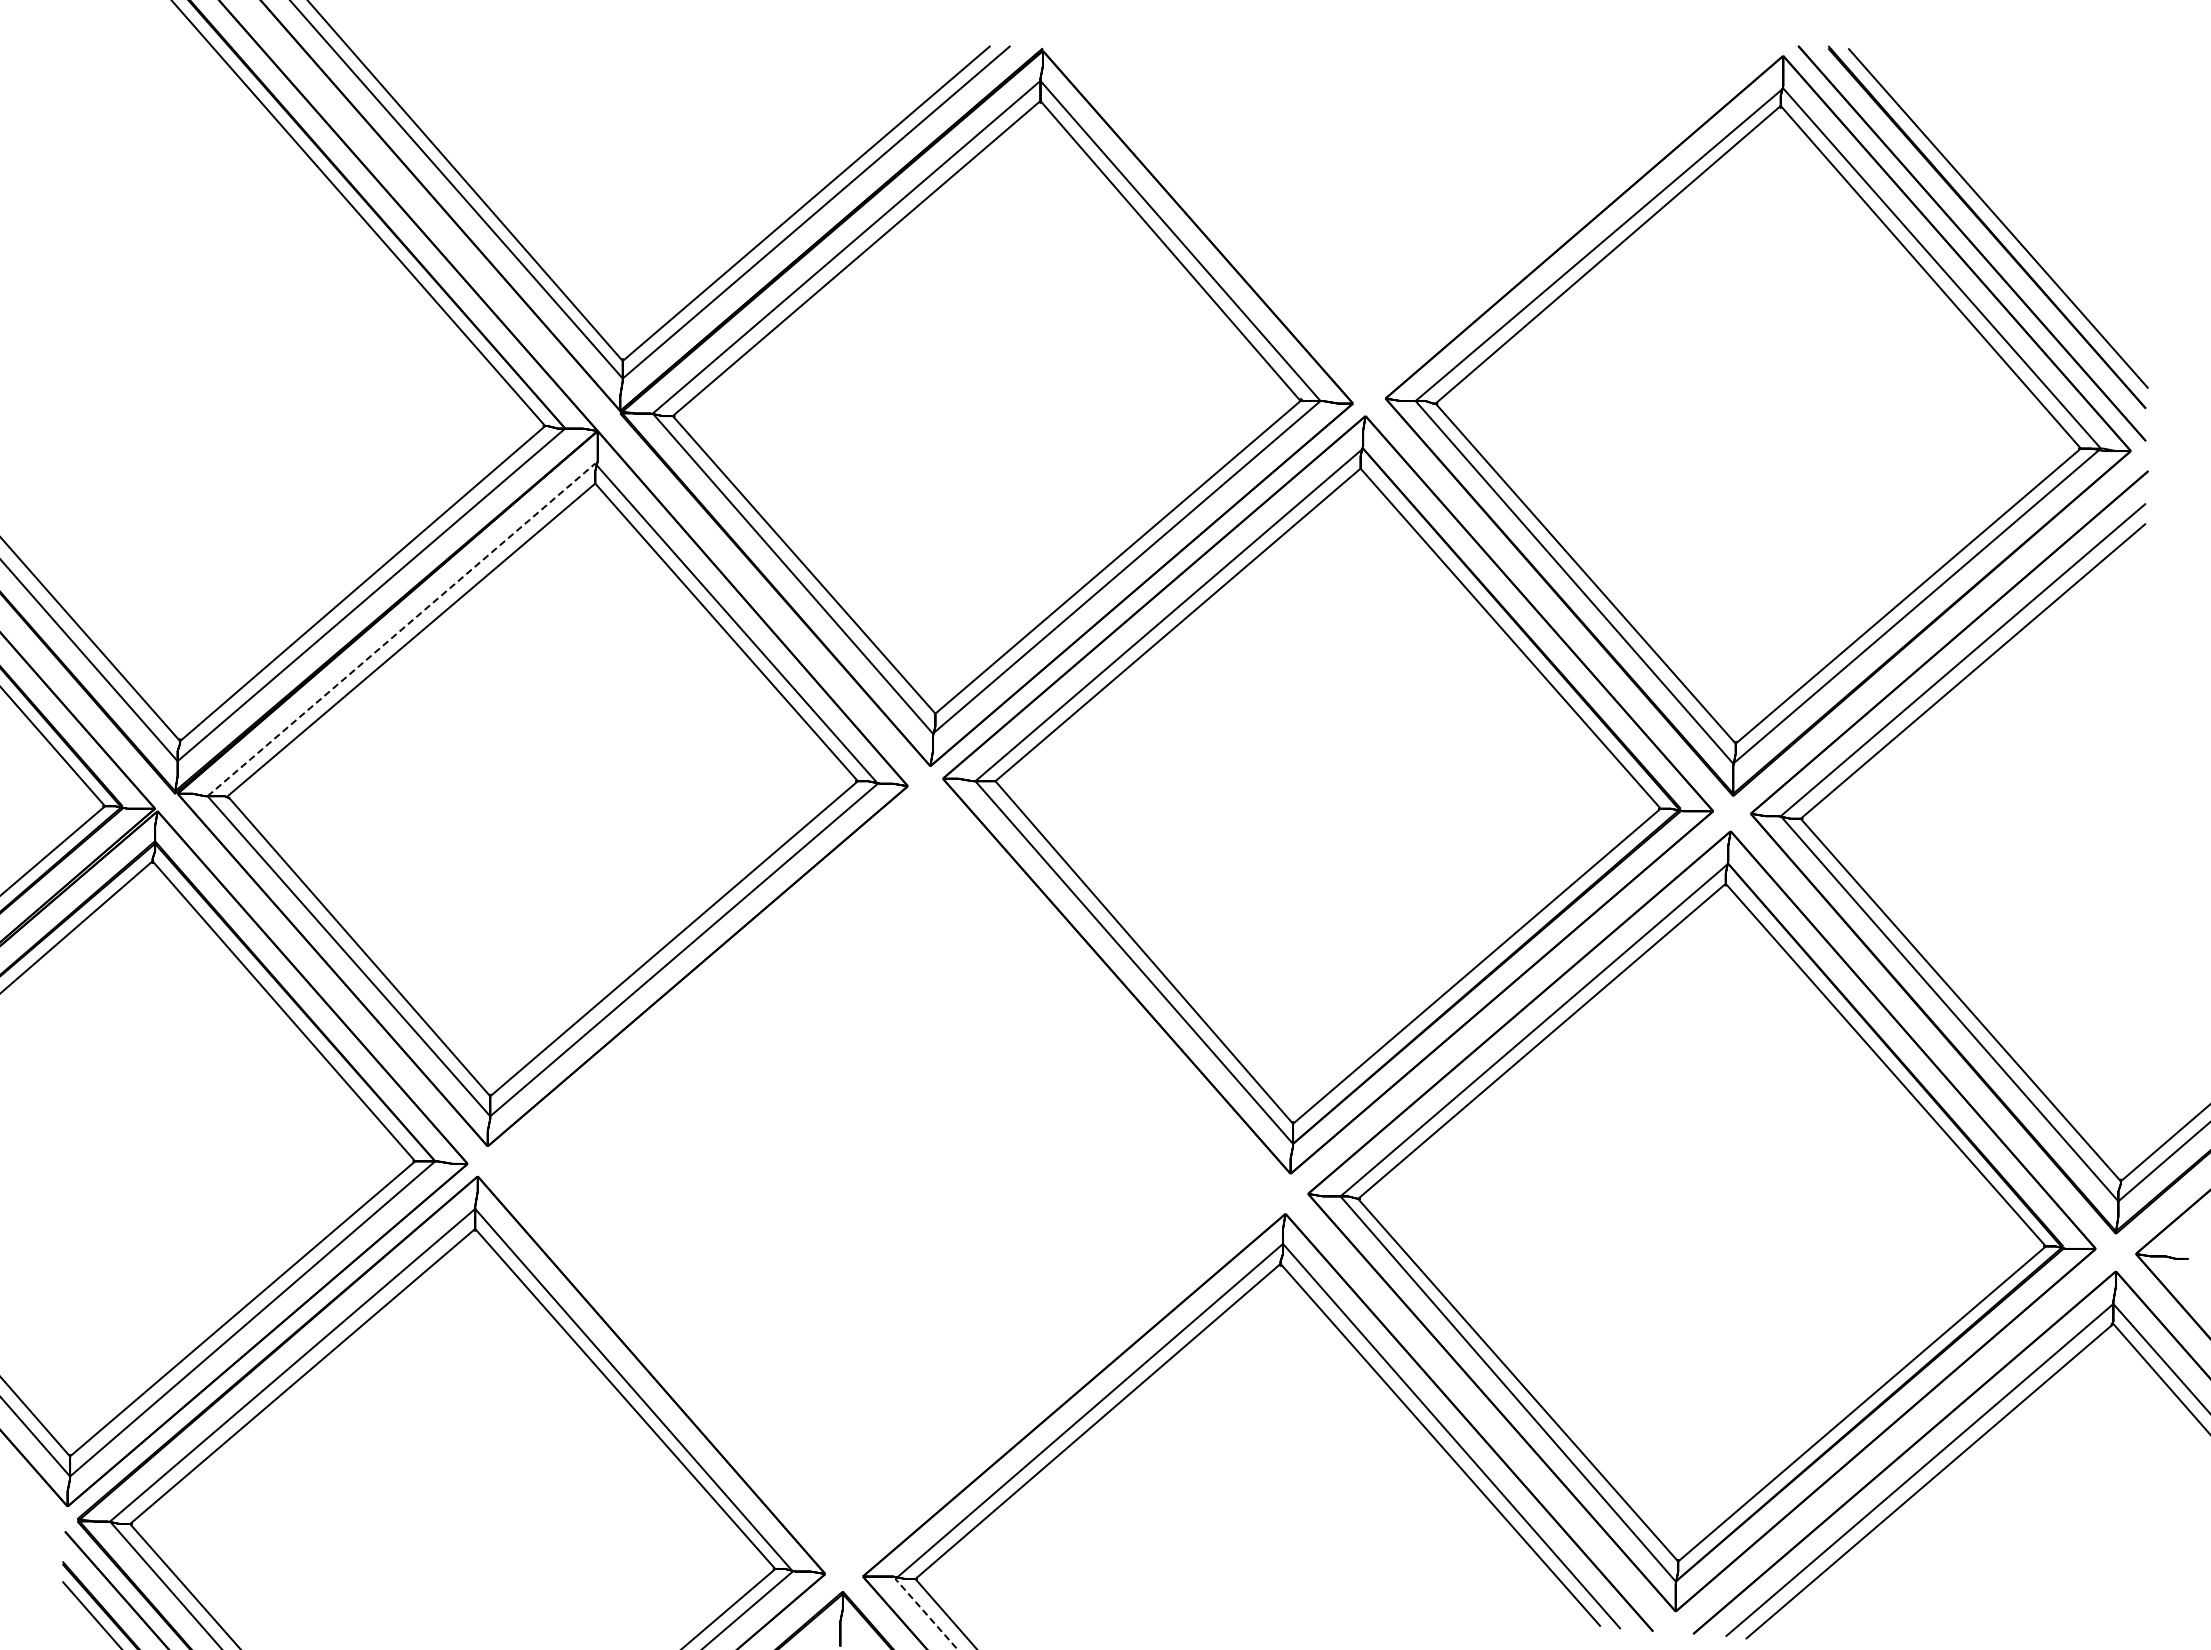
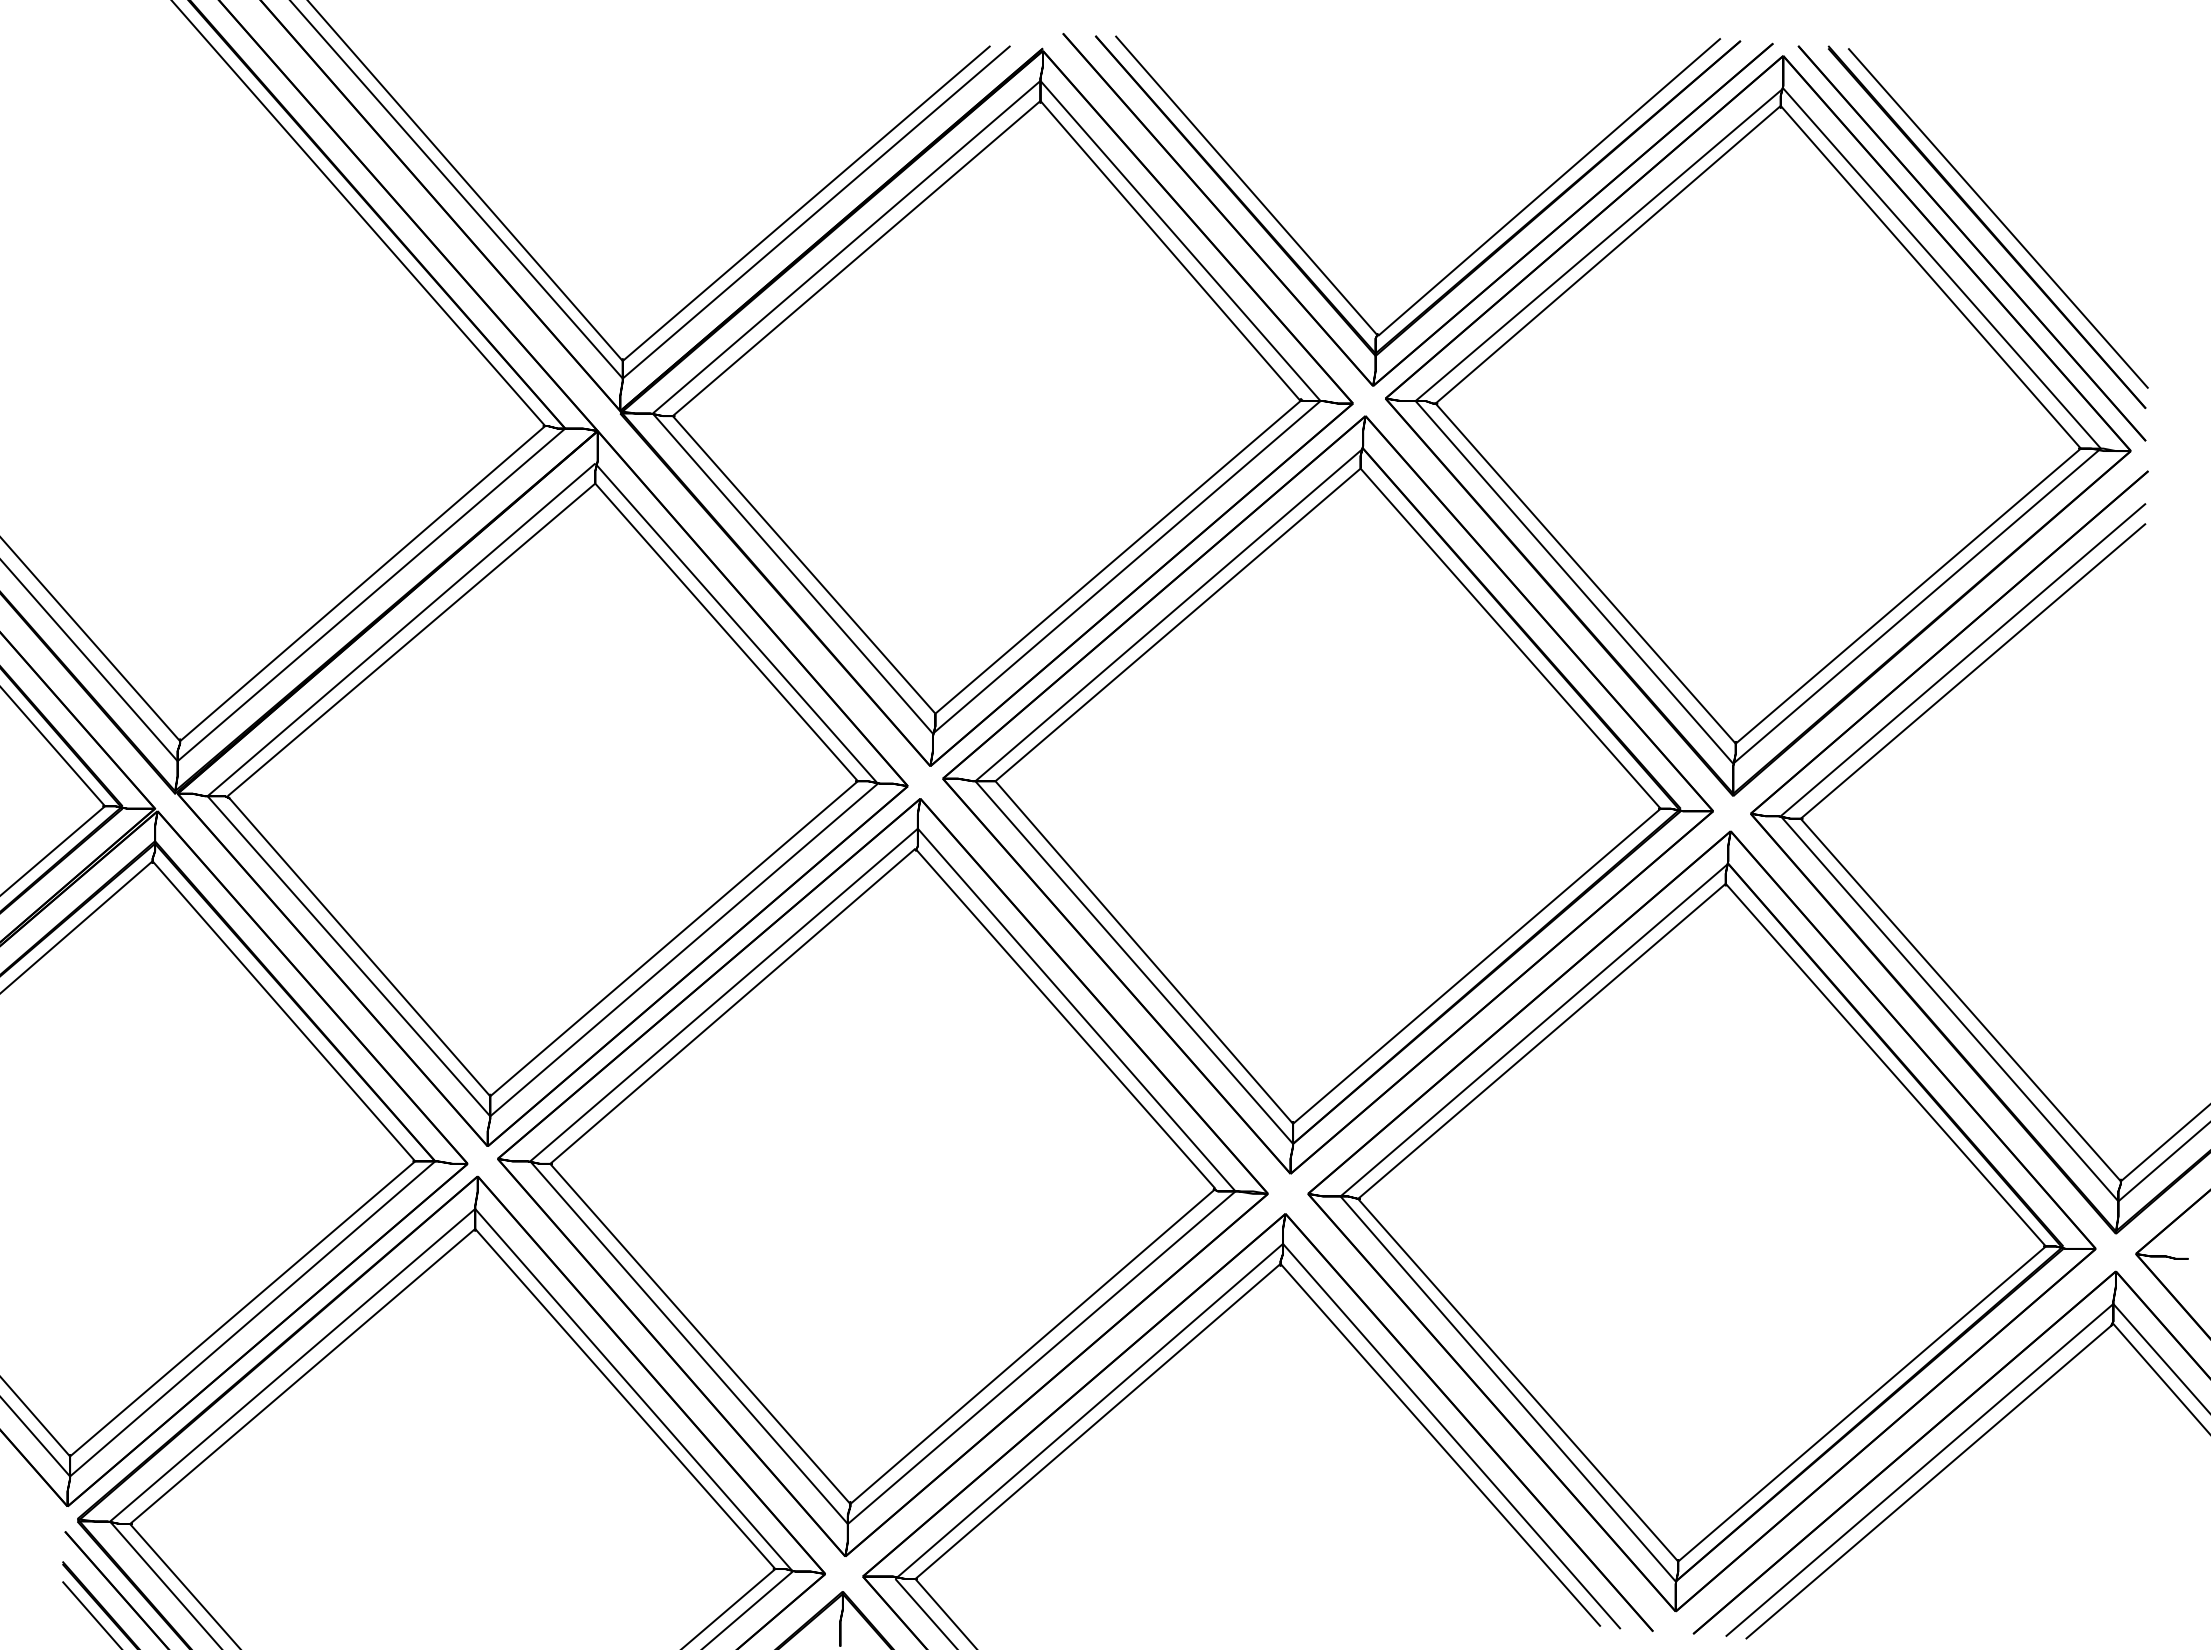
part: none -> present (1465, 258)
line: dashed -> solid (401, 629)
part: none -> present (882, 1177)
line: dashed -> solid (926, 1614)
